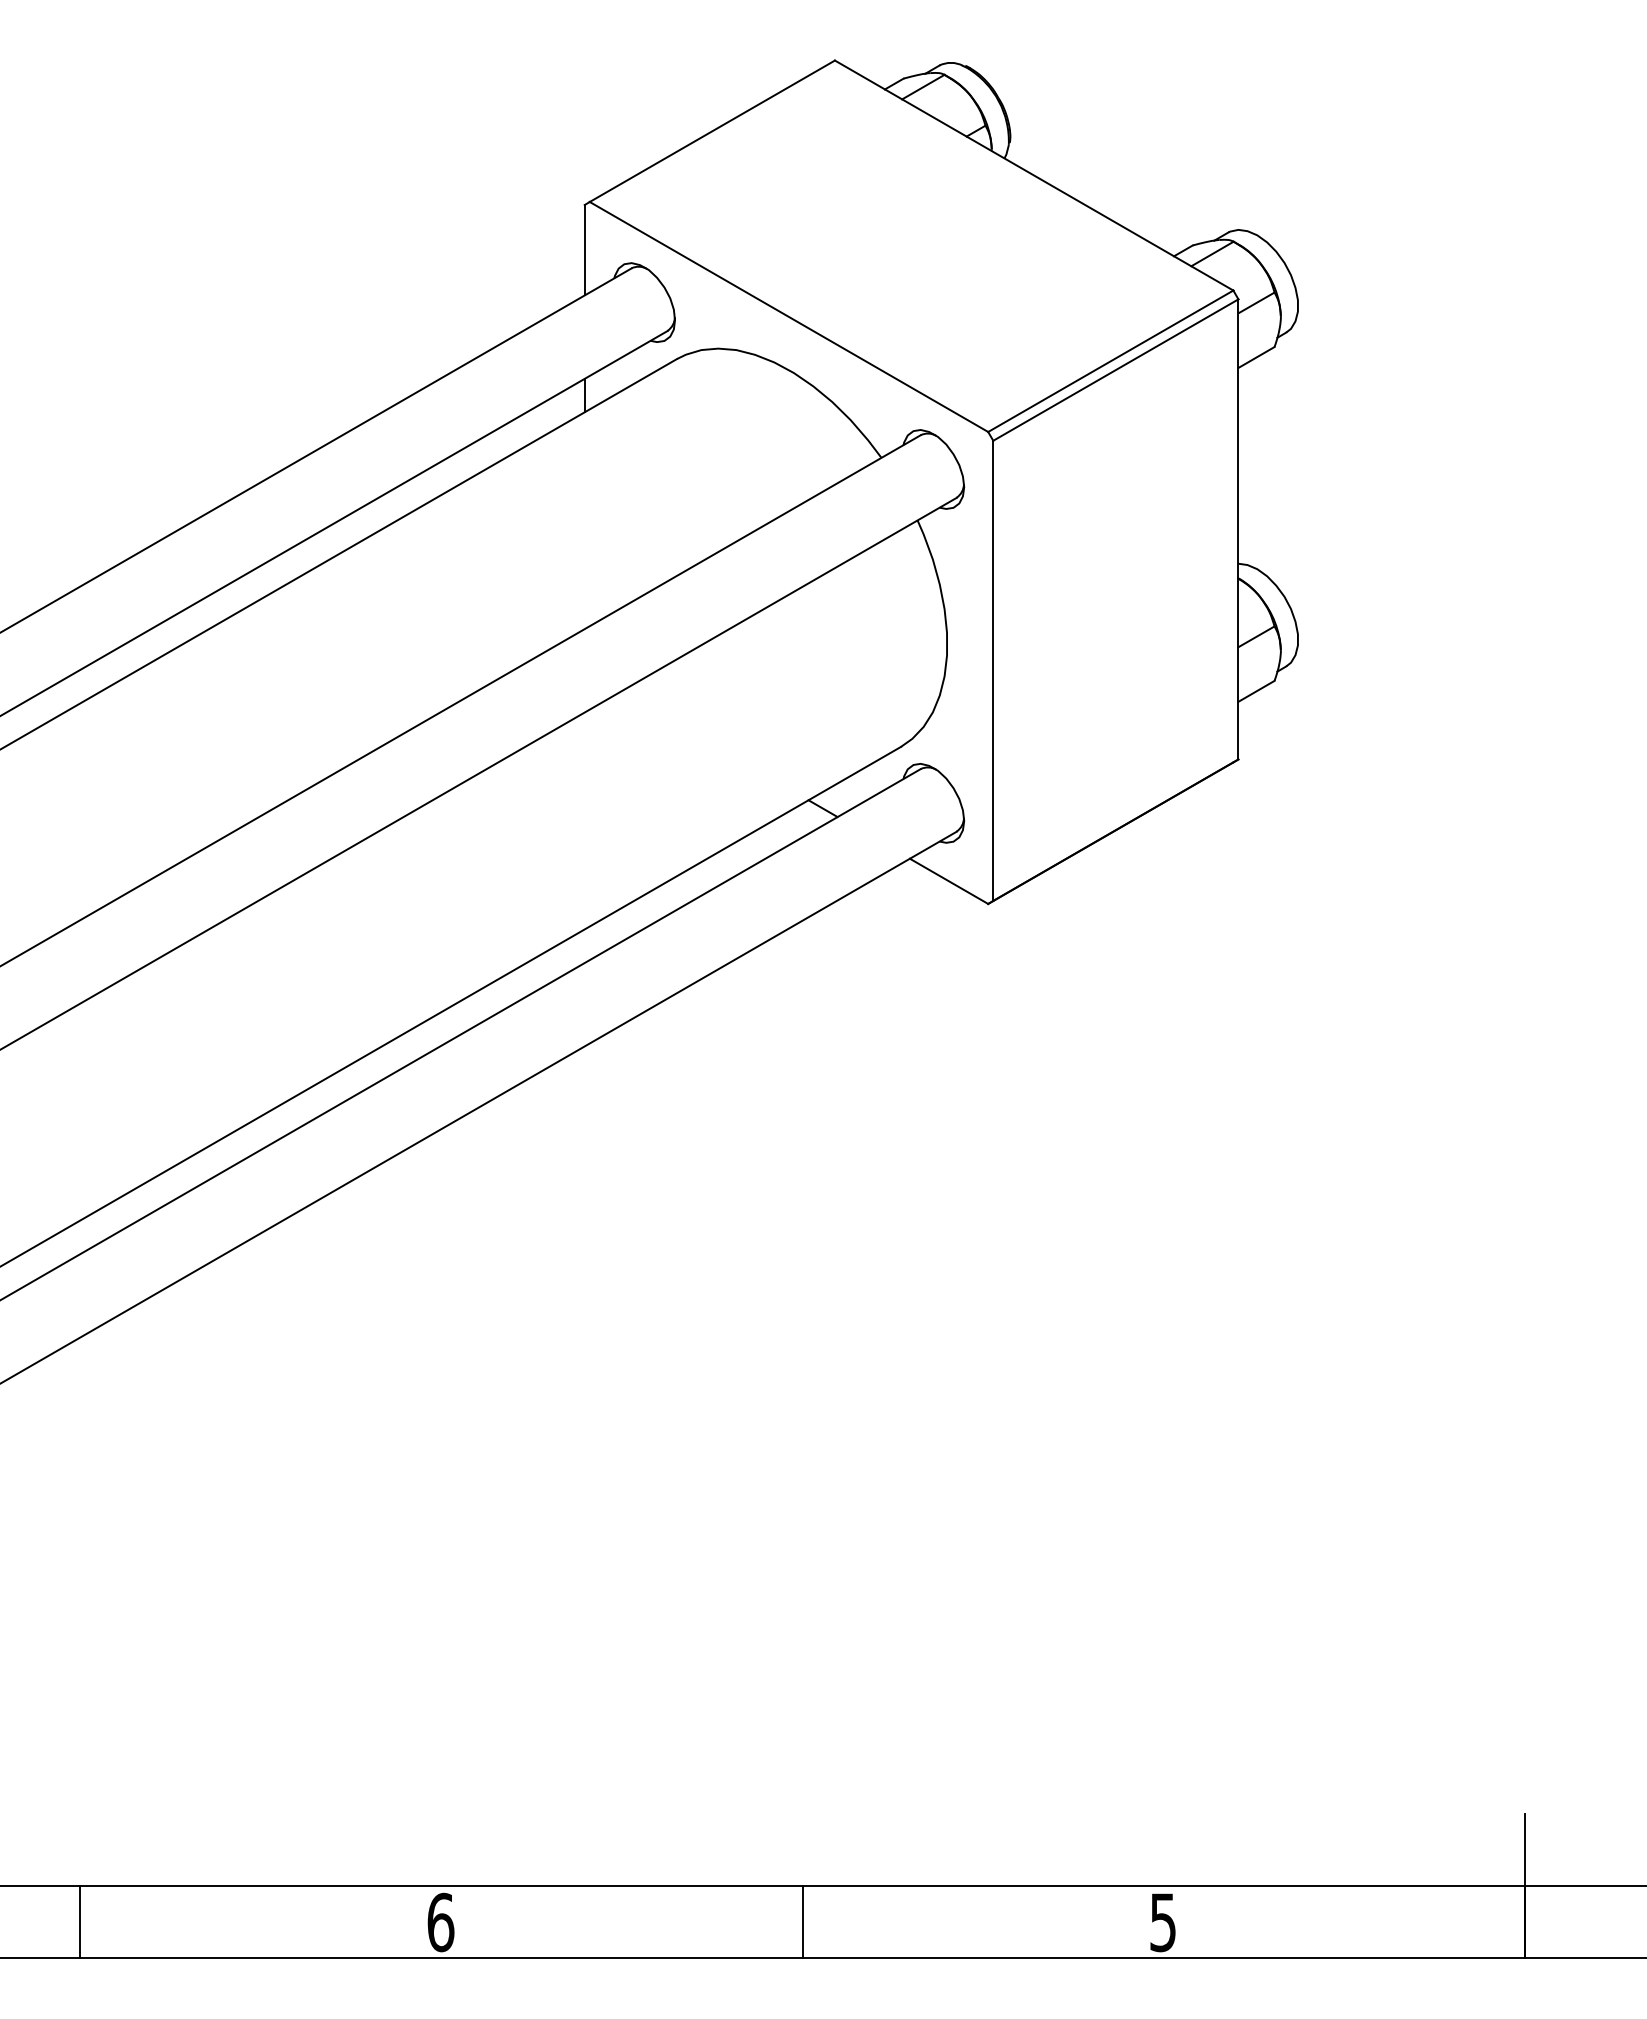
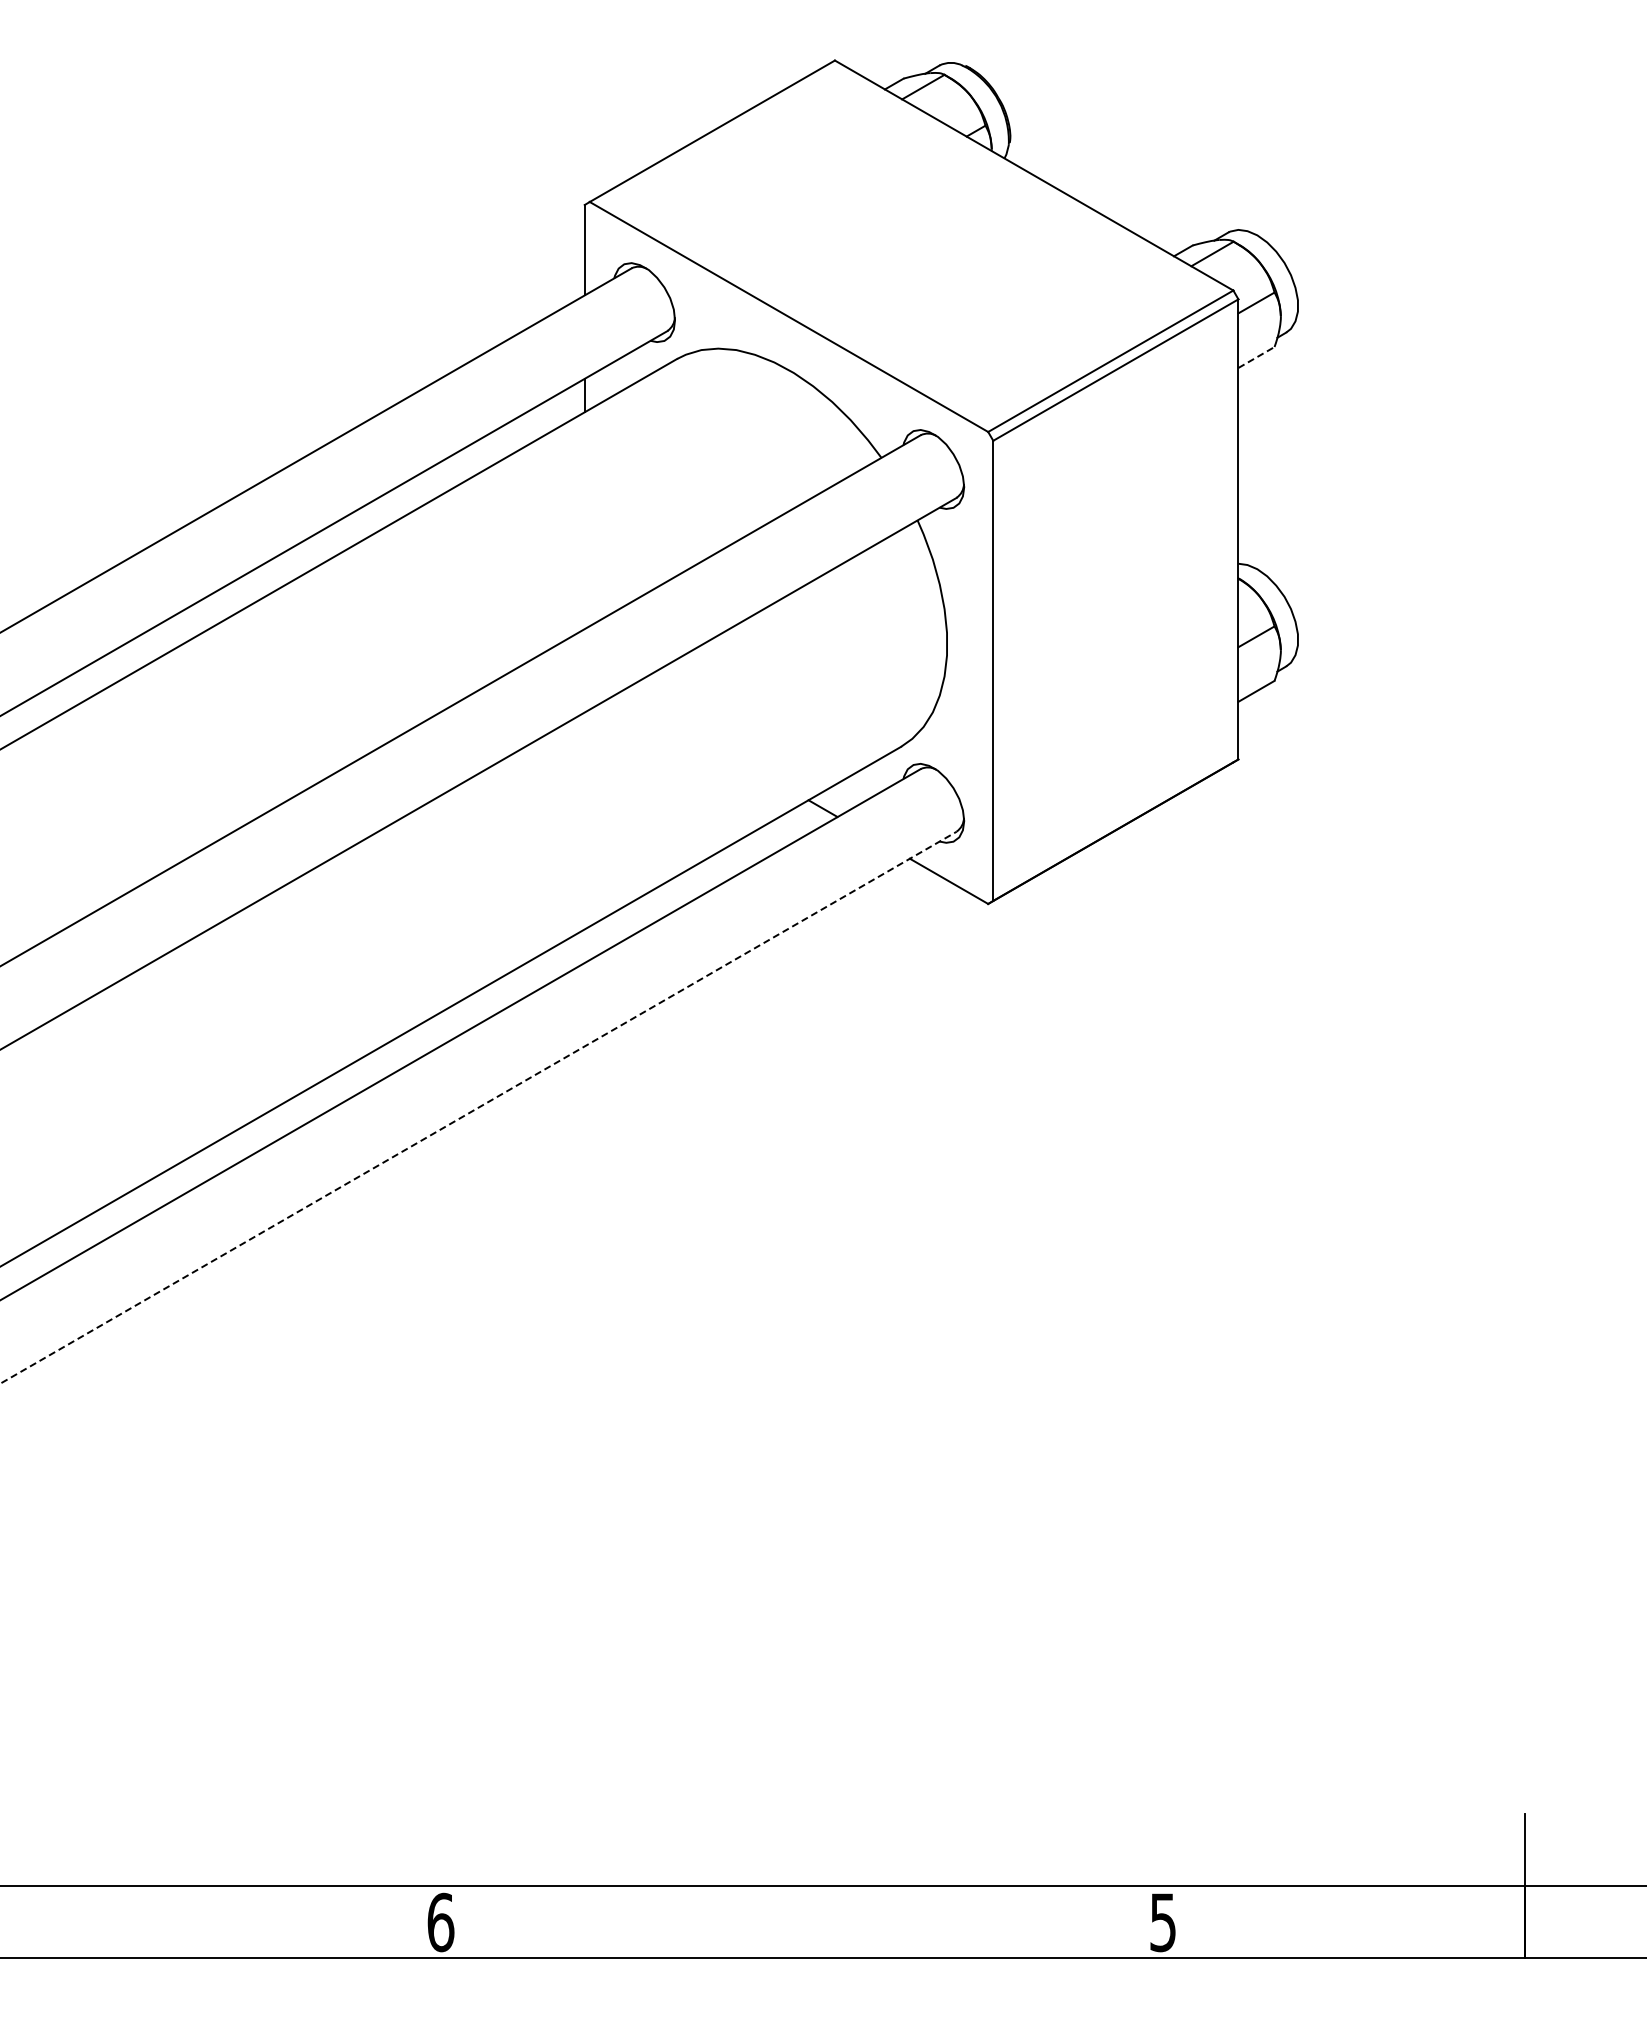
line: solid -> dashed (1256, 357)
line: solid -> dashed (478, 1107)
line: present -> none (80, 1922)
line: present -> none (802, 1922)
